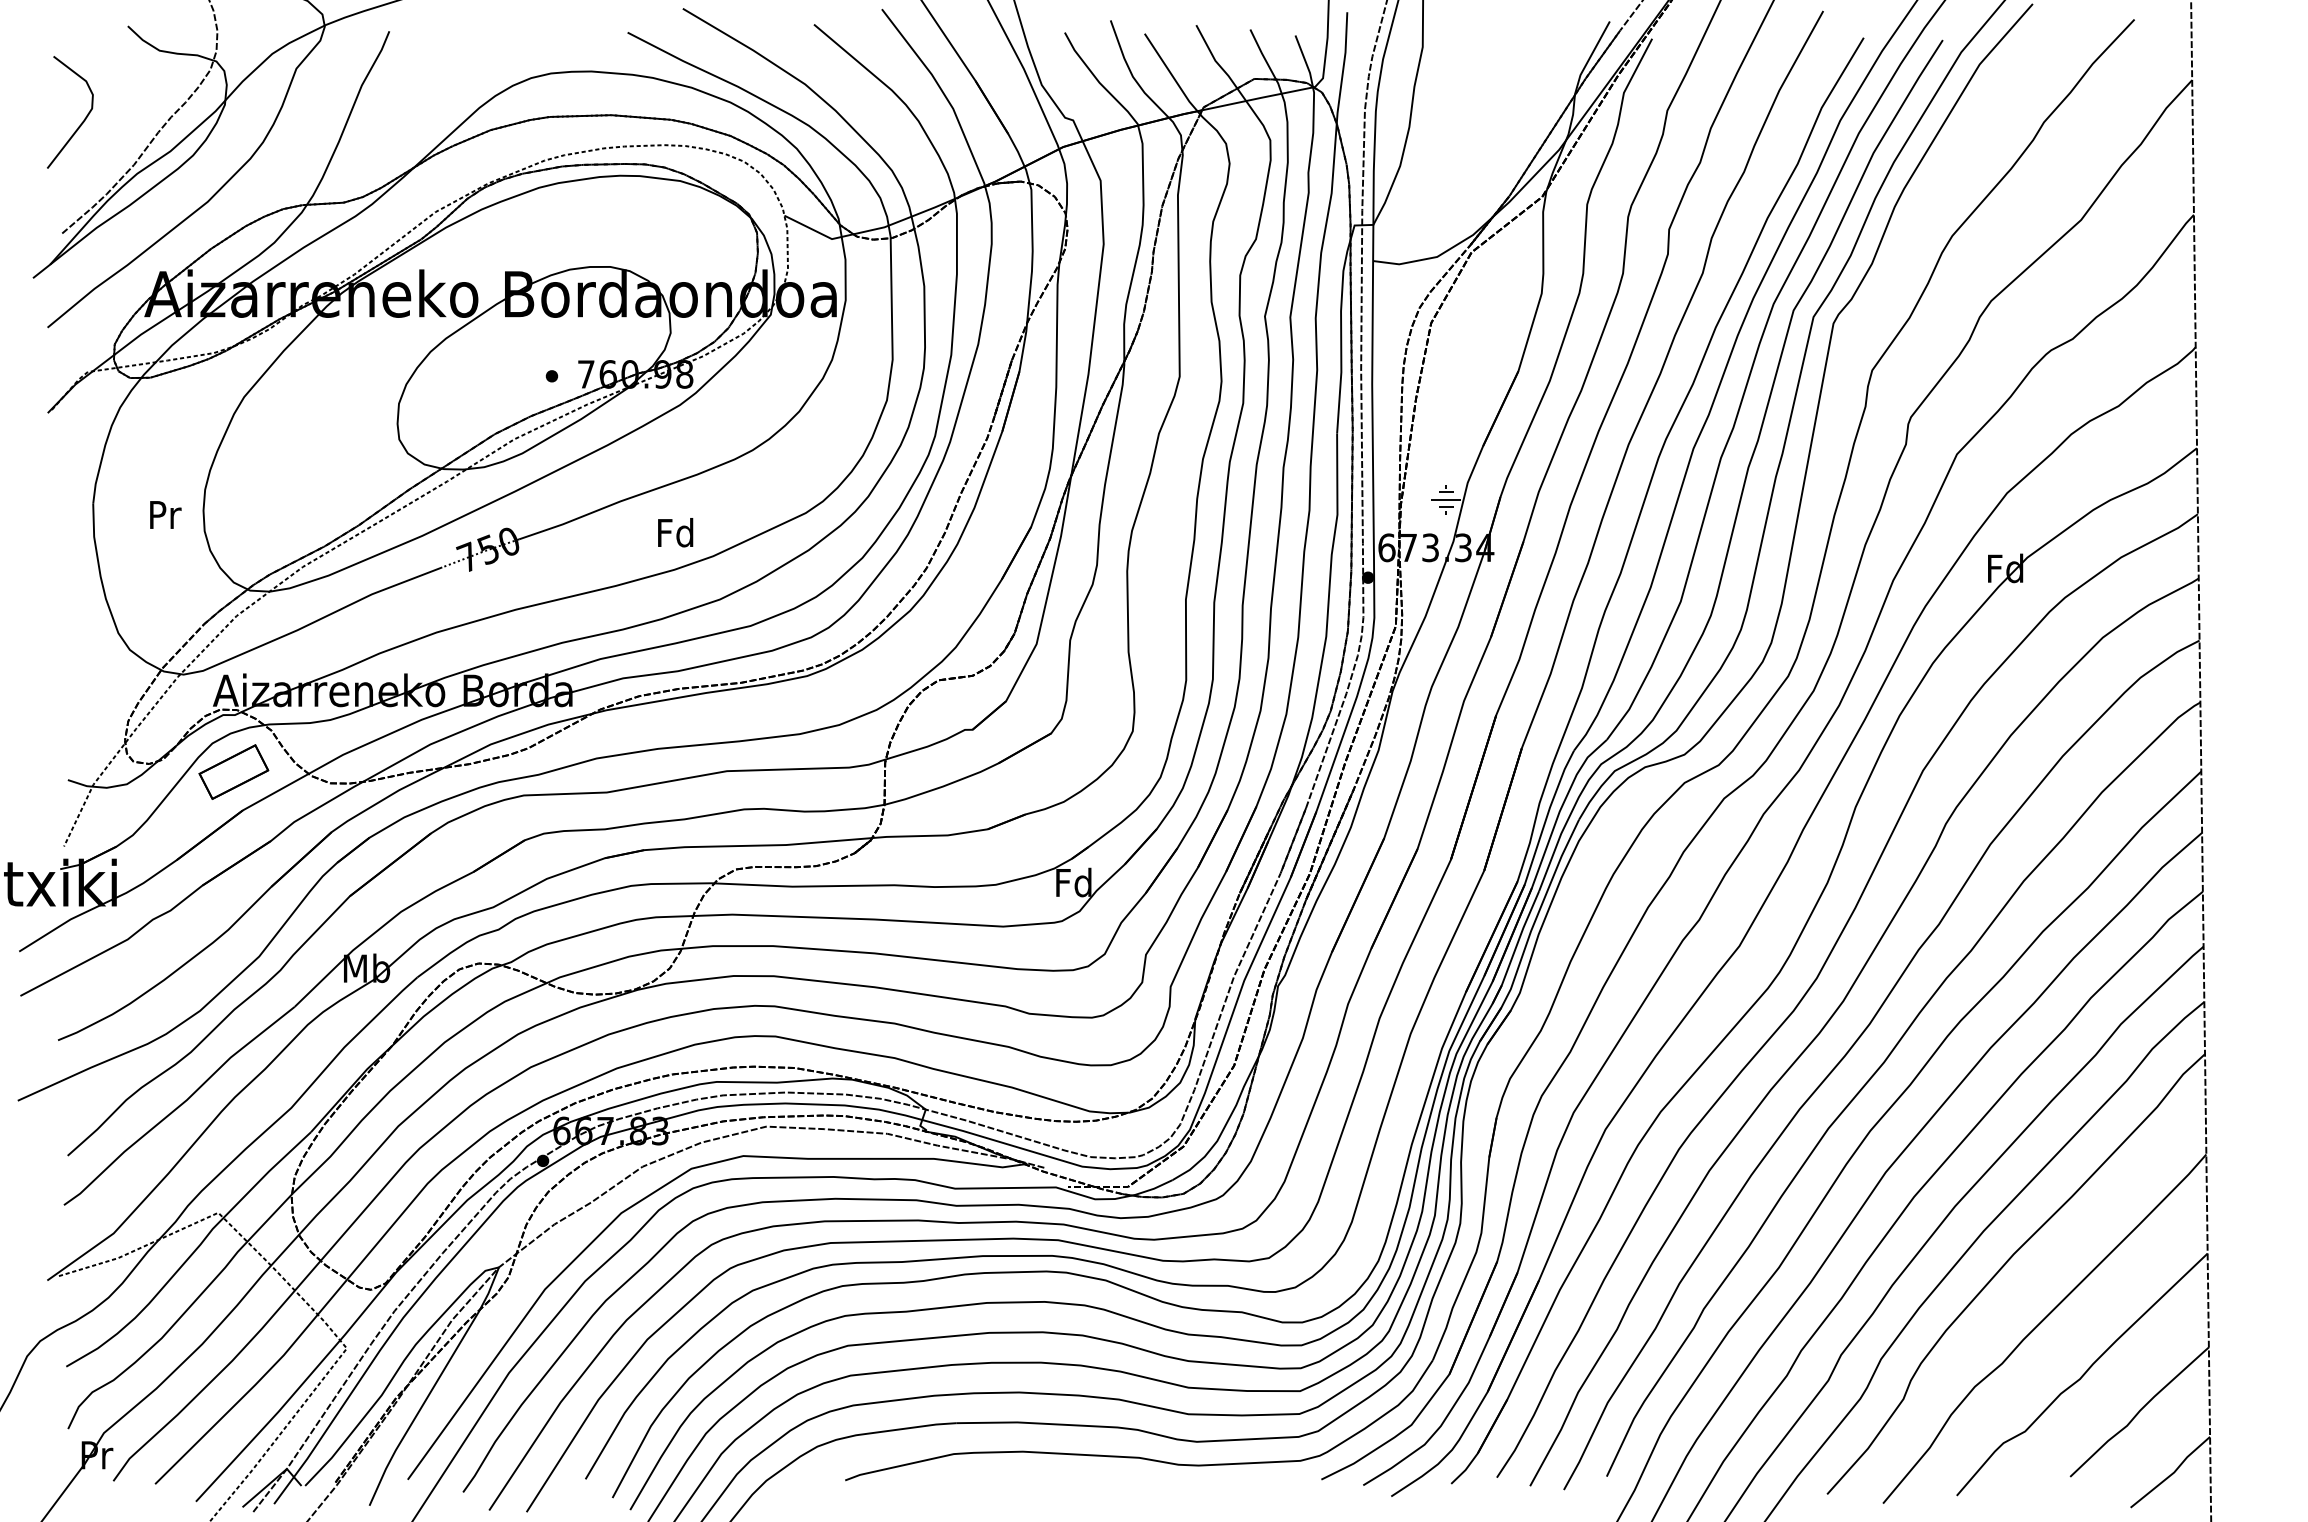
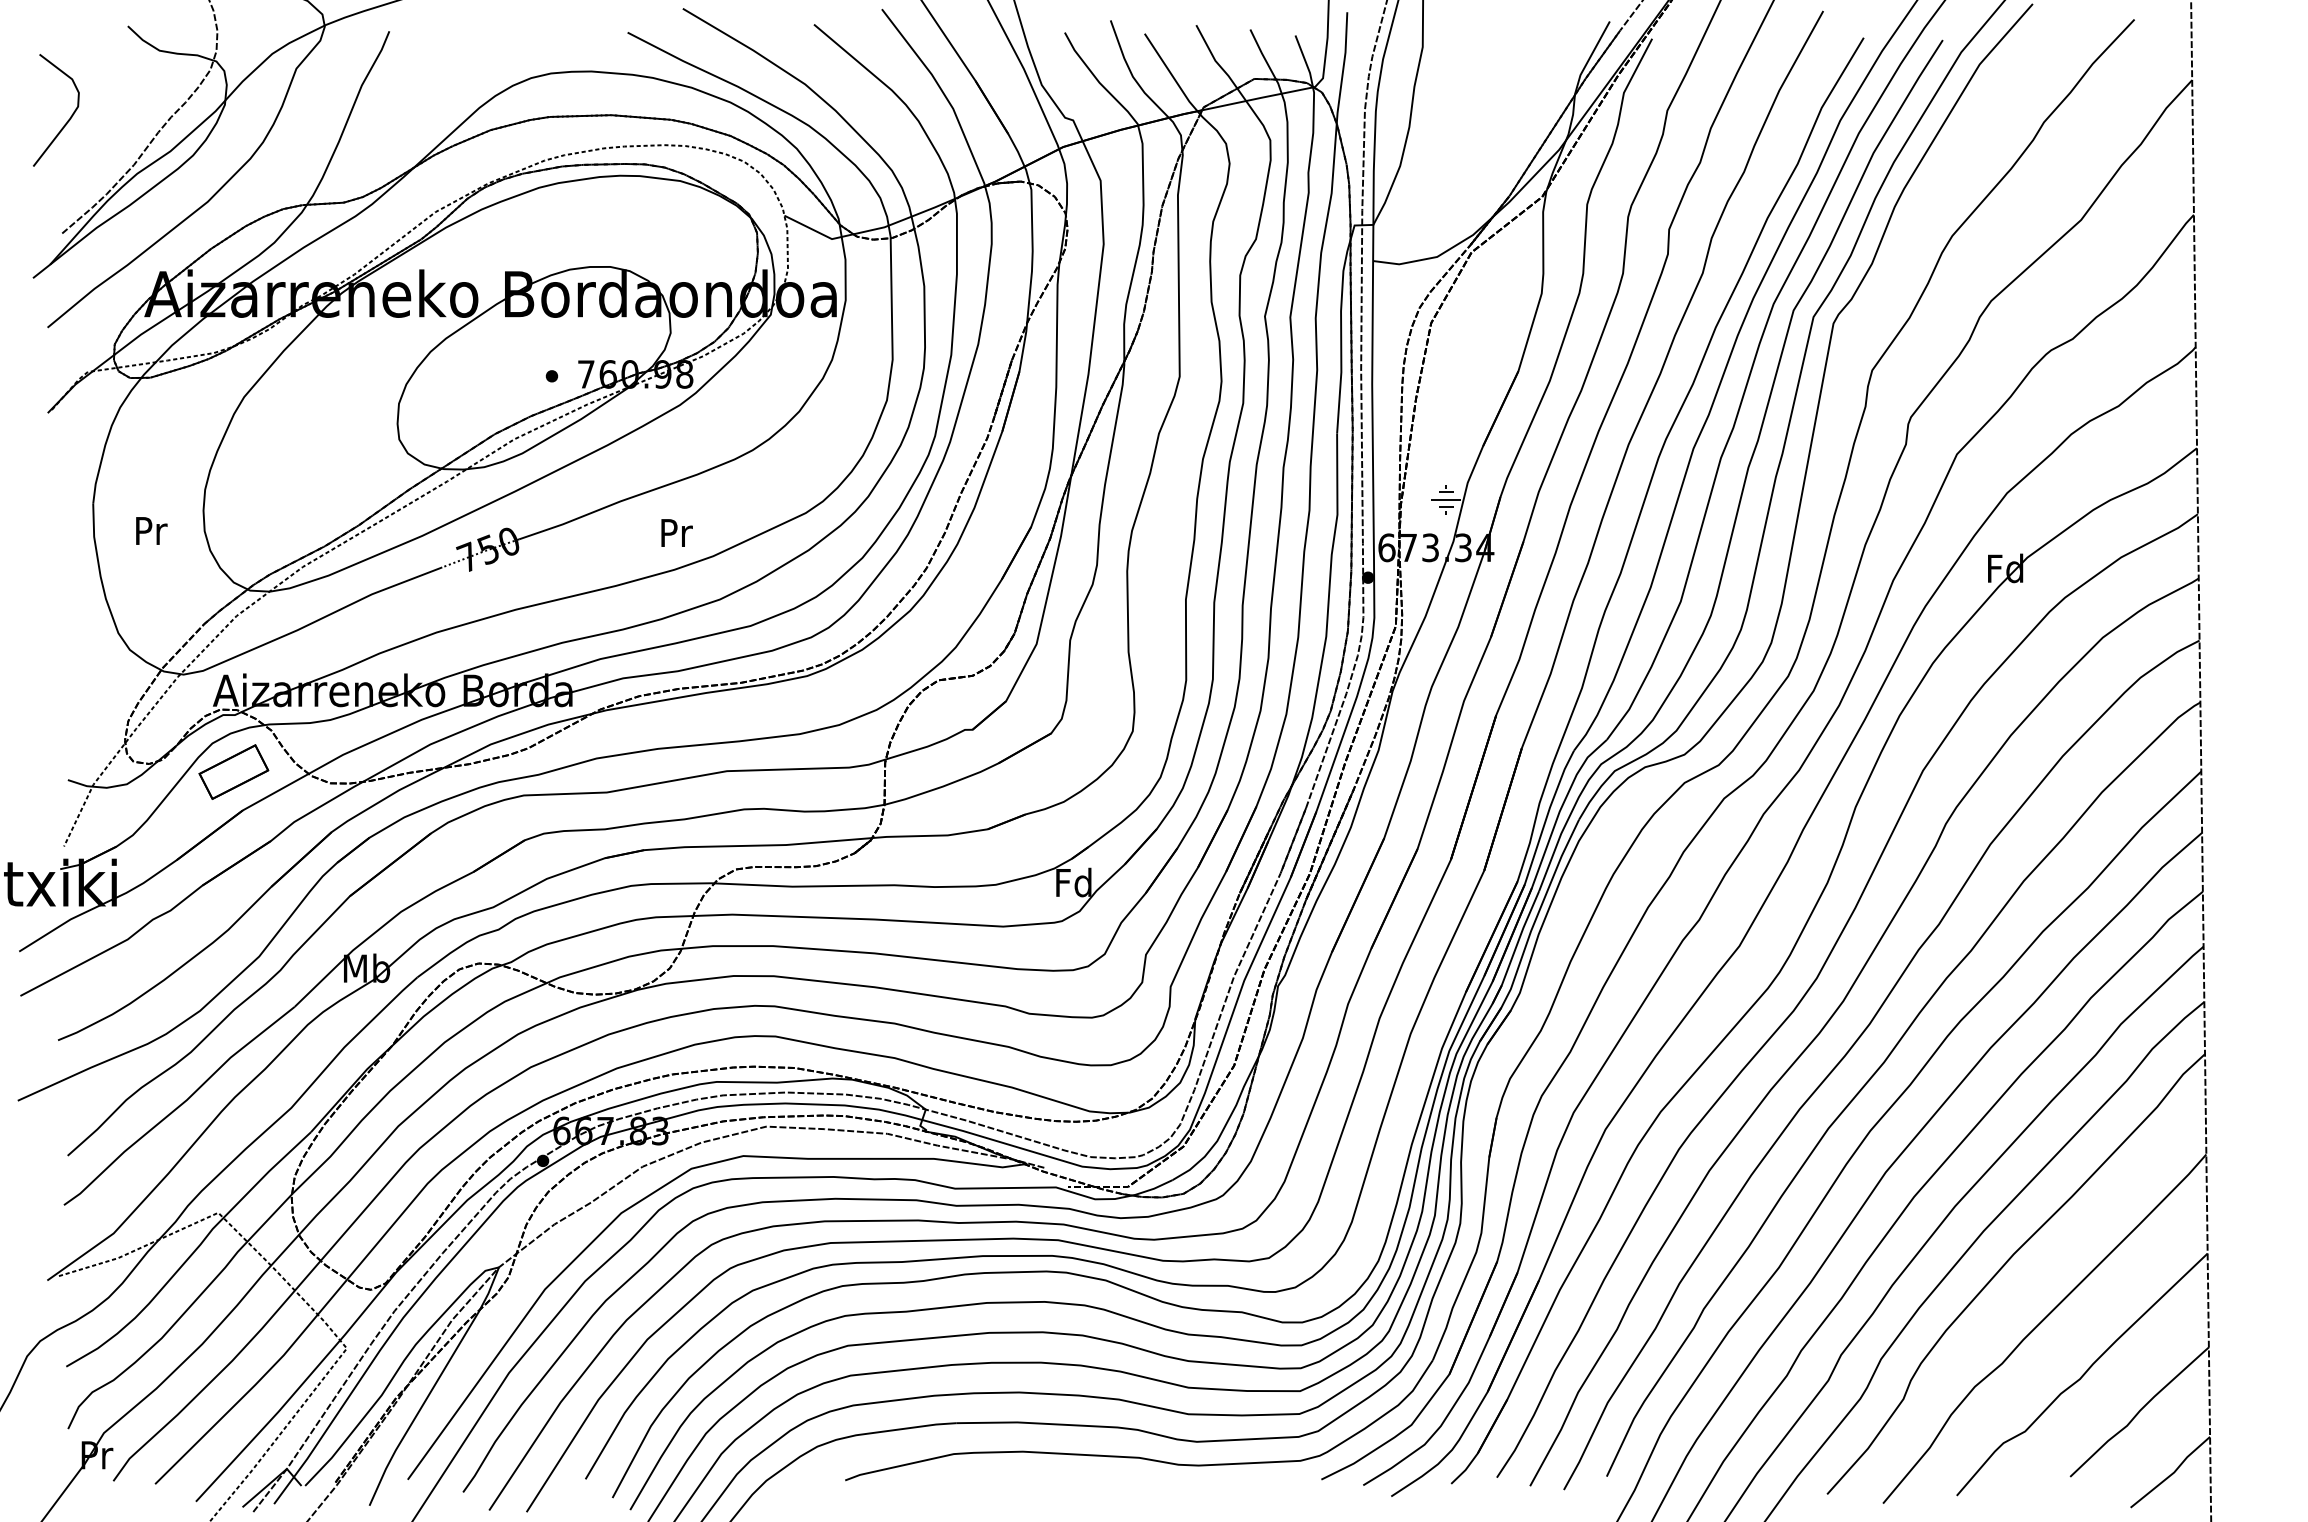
curve position: (81, 122) -> (67, 120) (67, 120)
text position: (165, 514) -> (151, 530) (151, 530)
text: Fd -> Pr (675, 532)
